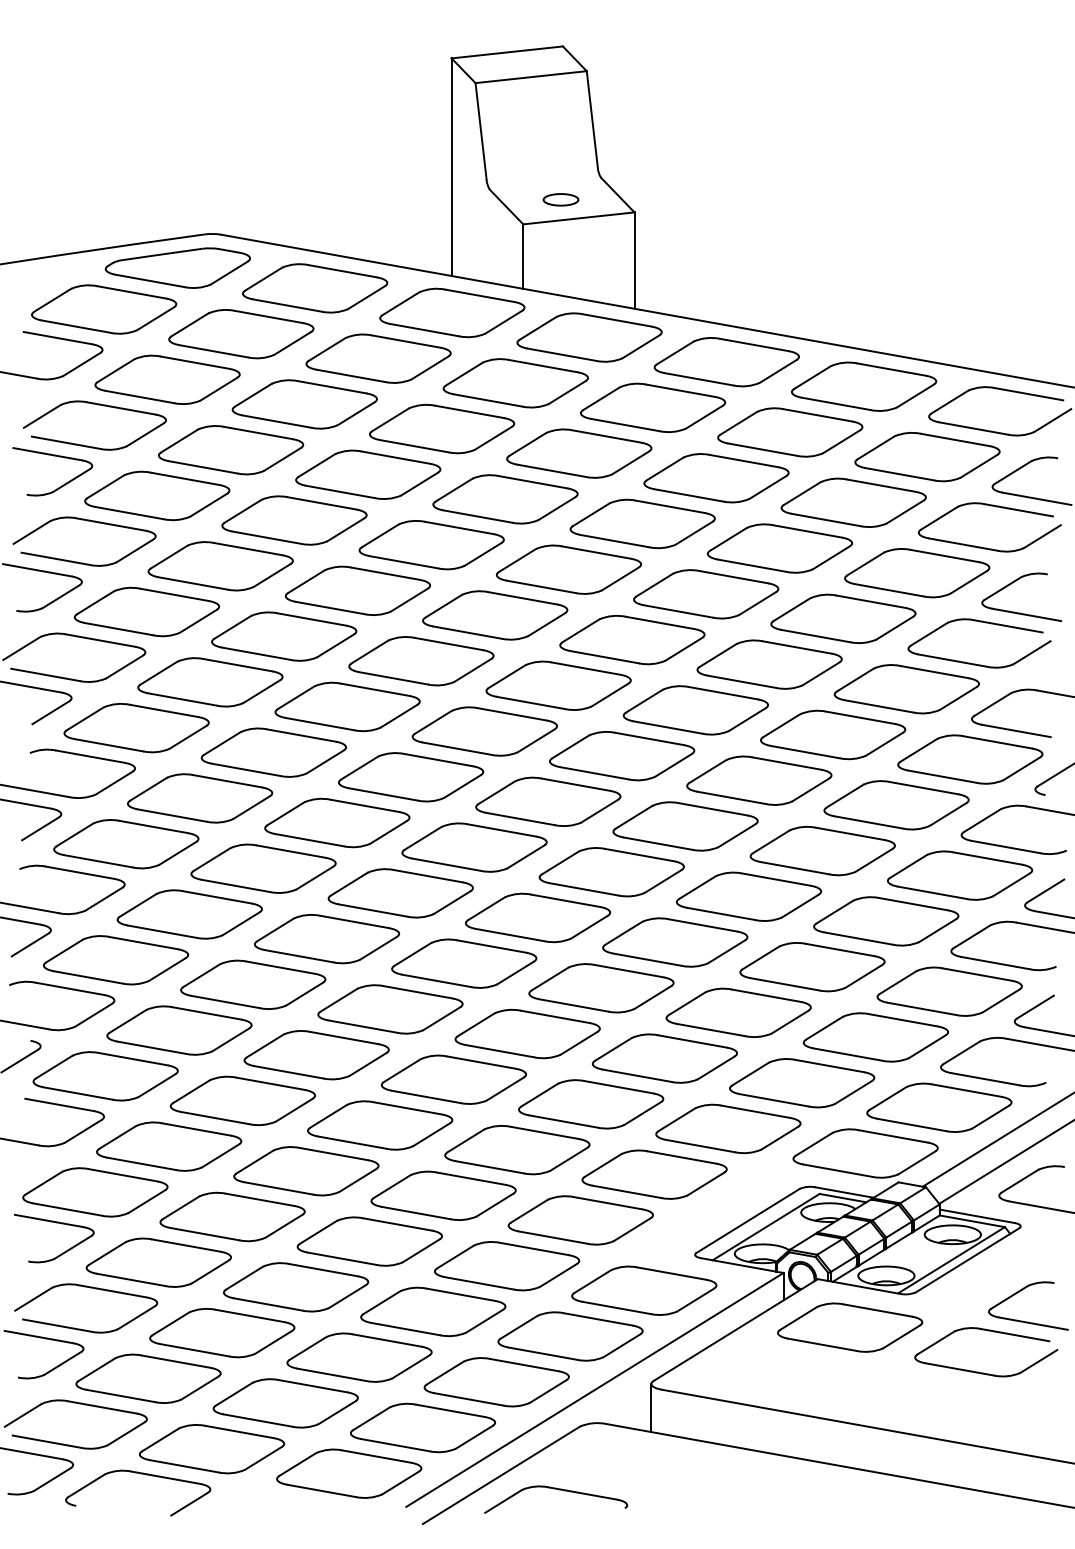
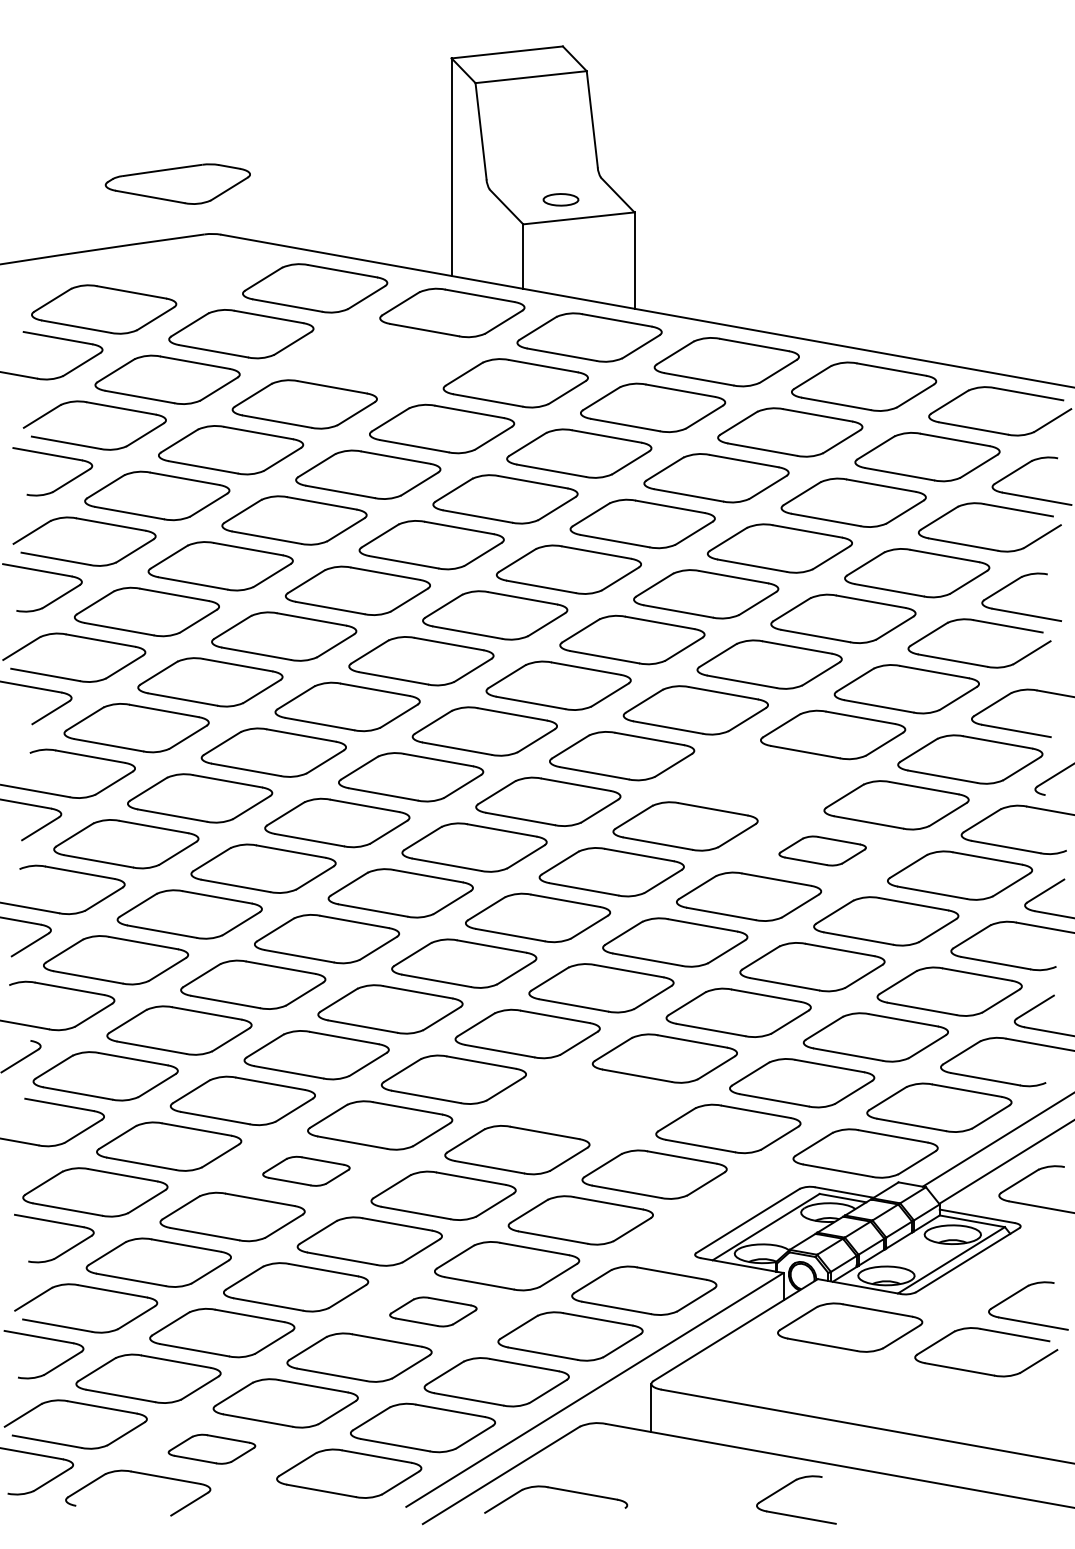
part position: (177, 267) -> (177, 183) (177, 183)
part: present -> none (378, 358)
part: present -> none (759, 780)
part size: 147x52 px -> 89x32 px (822, 850)
part: present -> none (591, 1104)
part size: 147x51 px -> 89x32 px (306, 1170)
part size: 147x52 px -> 89x32 px (433, 1311)
part size: 146x51 px -> 90x32 px (211, 1448)
part: none -> present (789, 1485)
